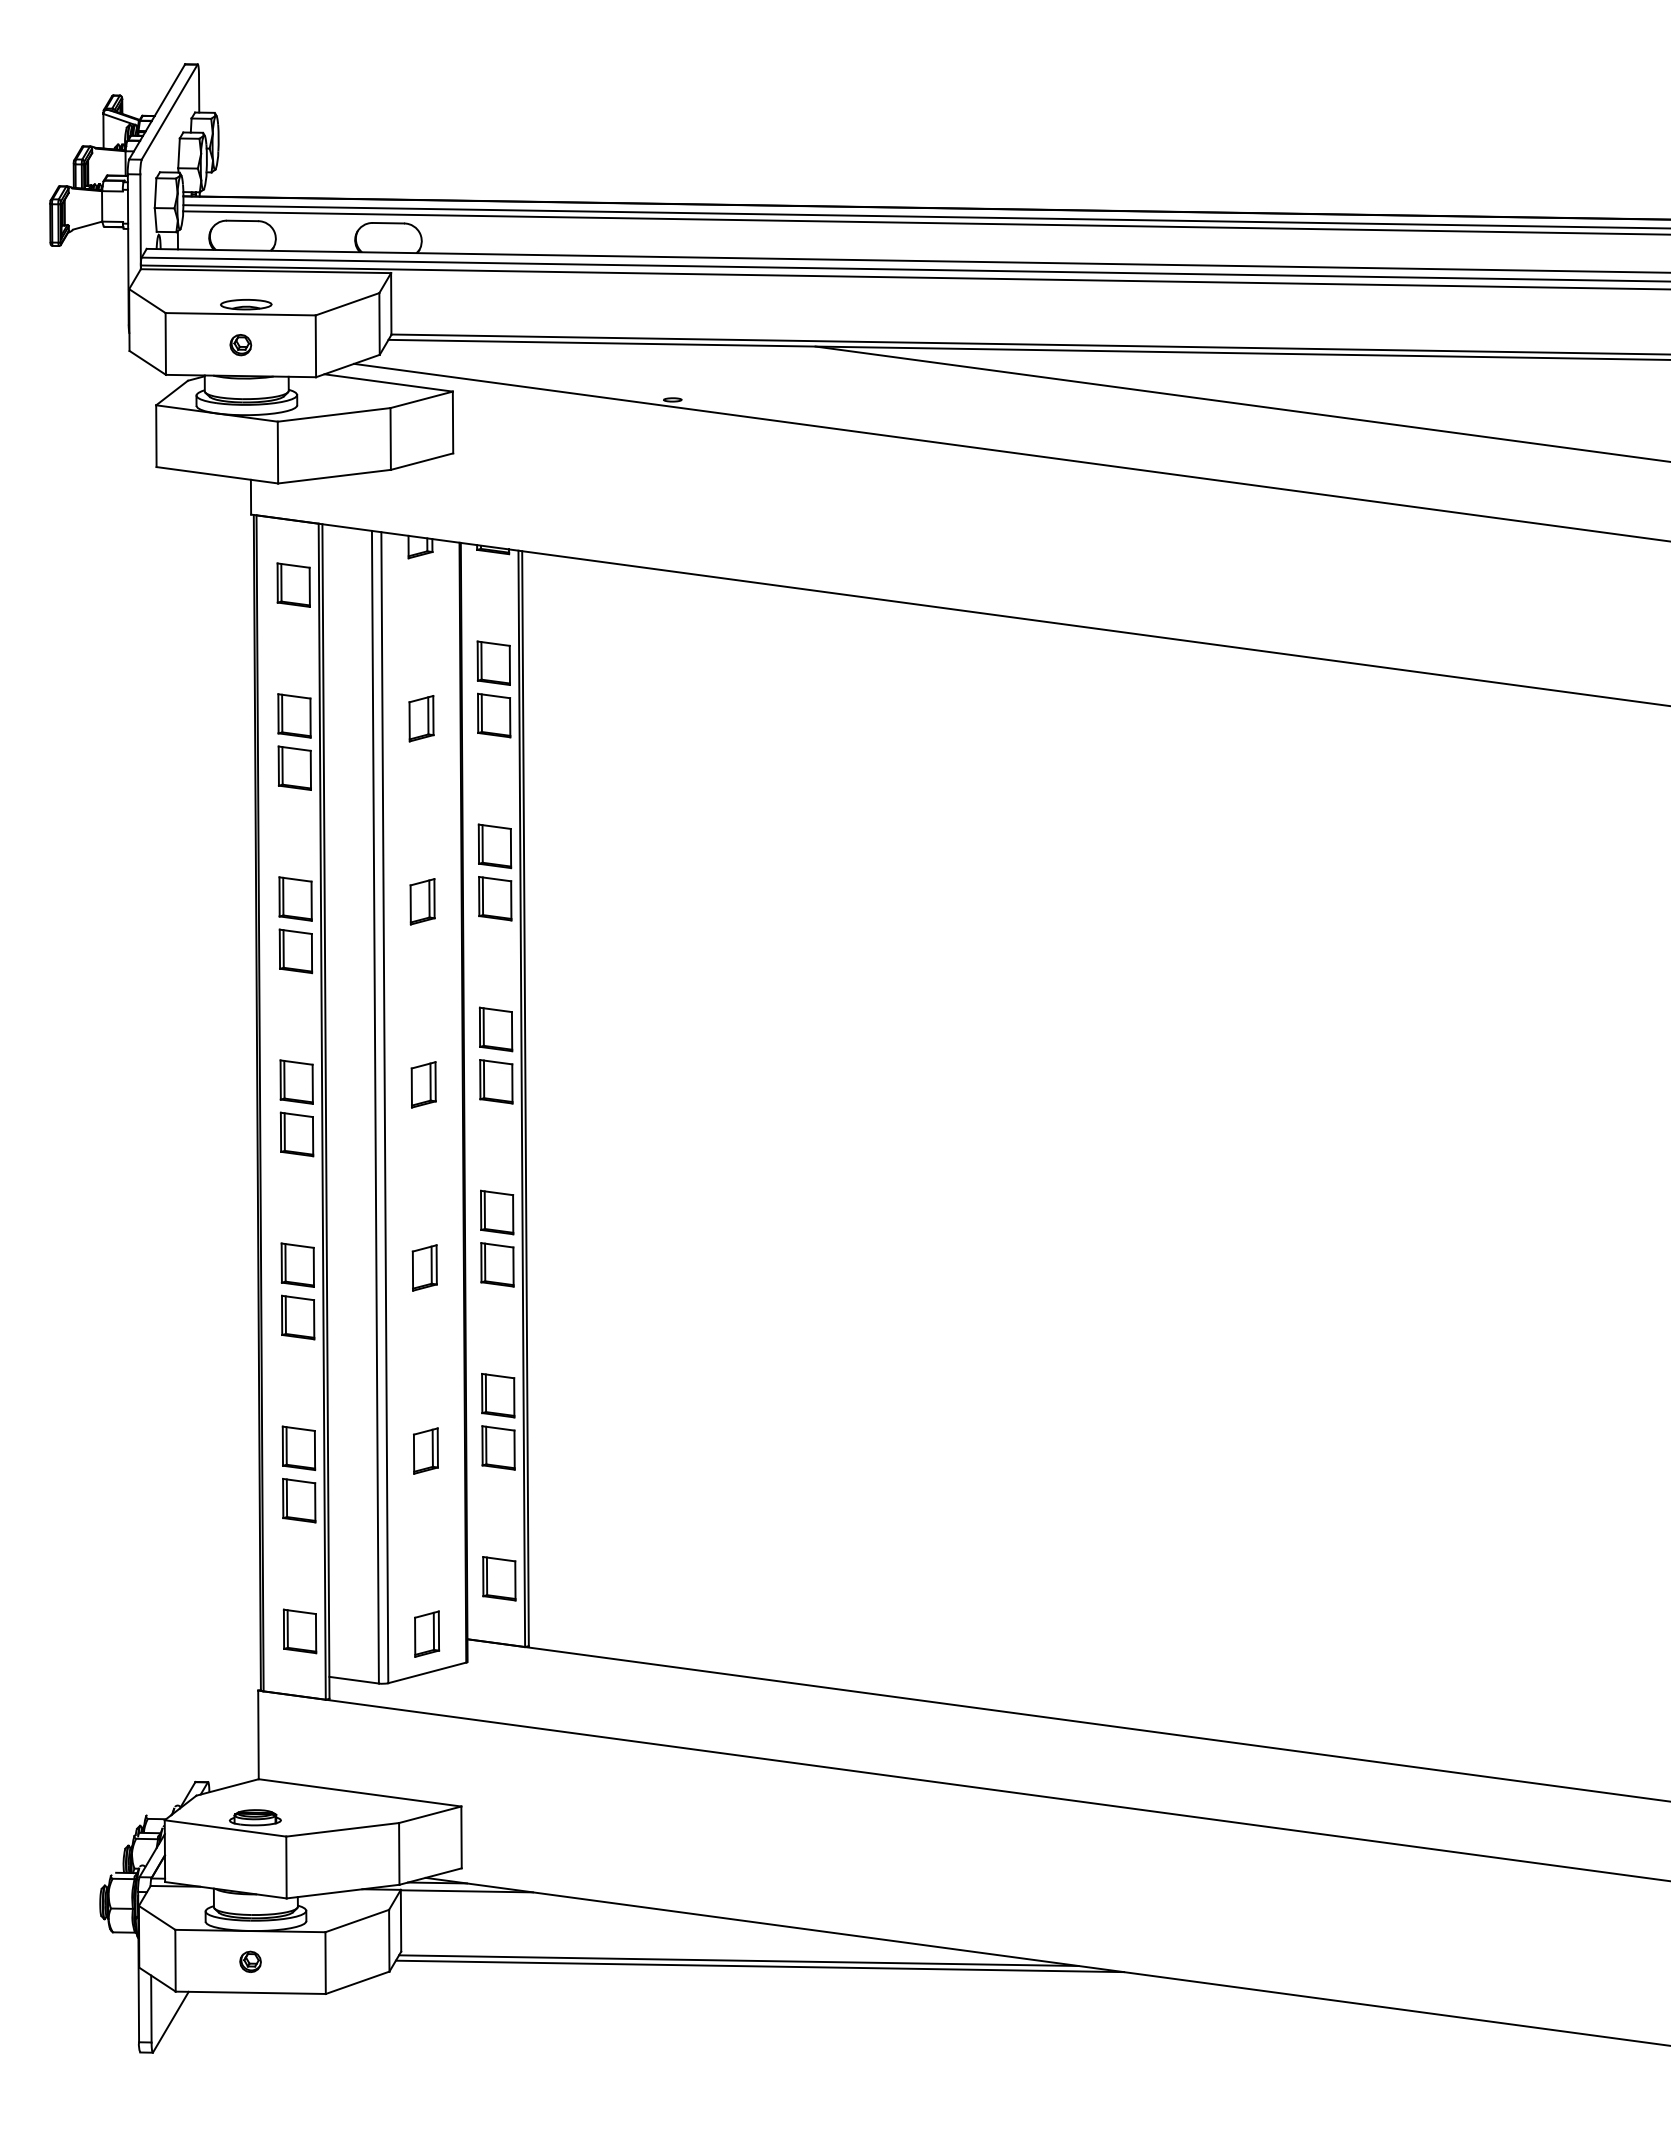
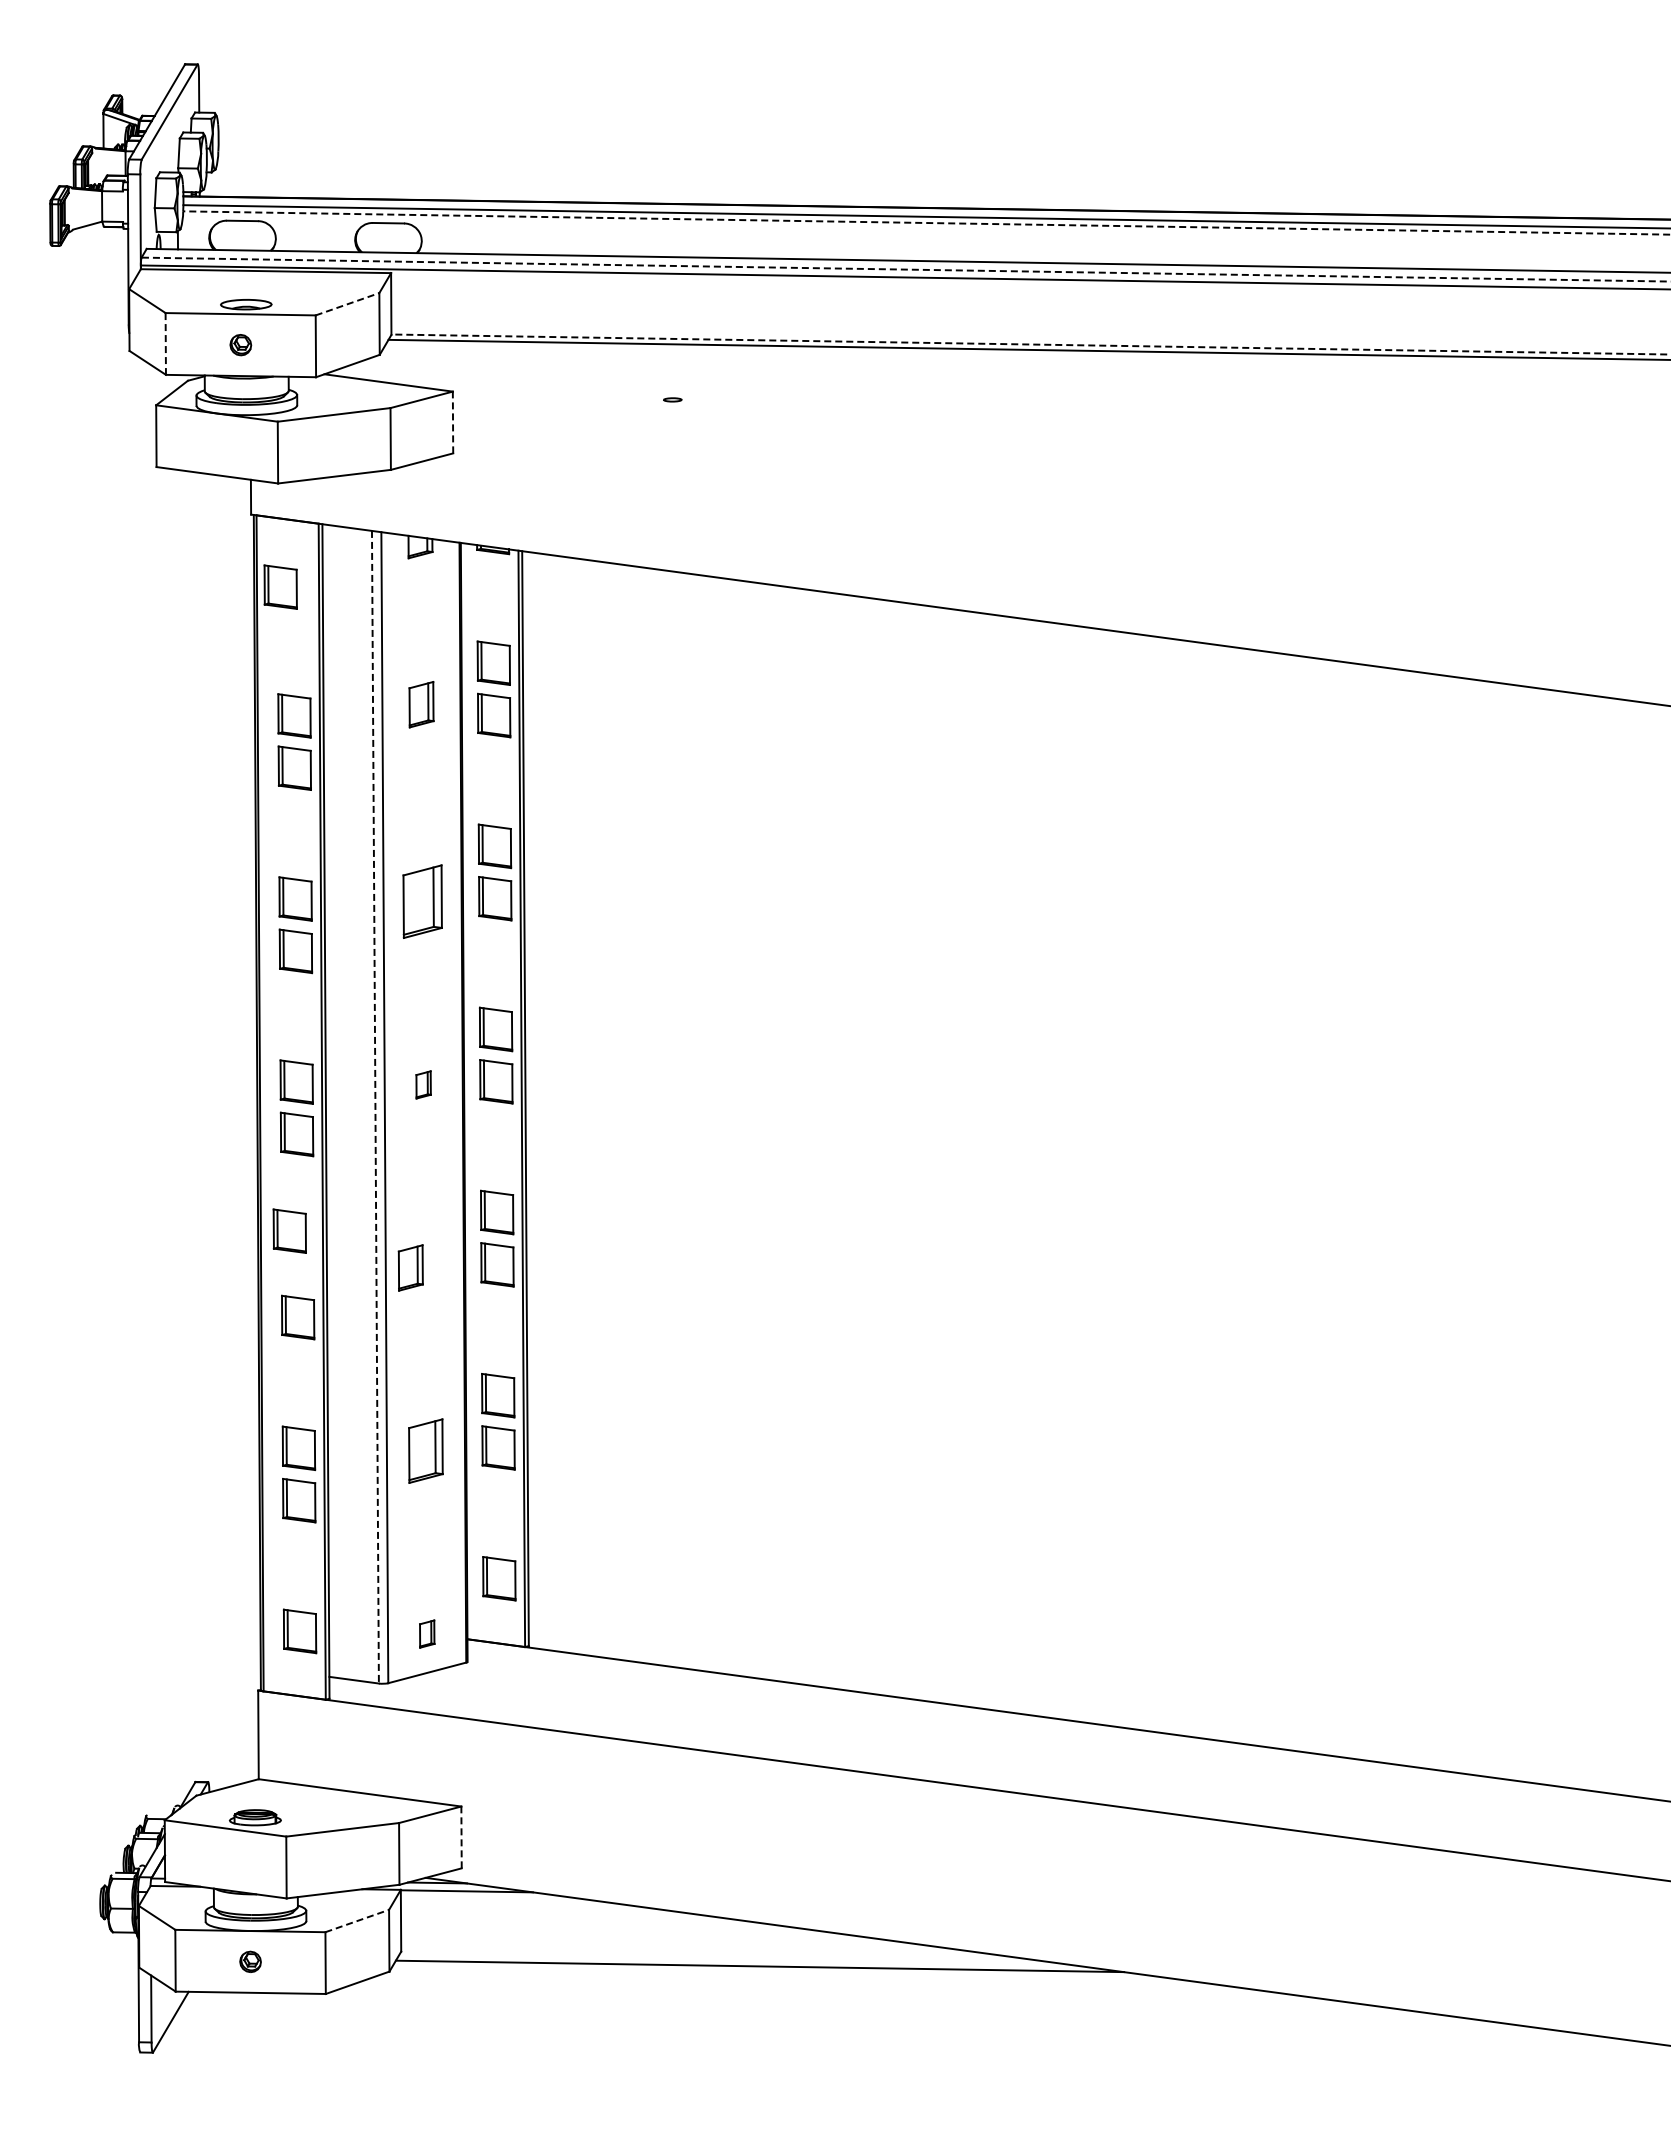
line: solid -> dashed (926, 223)
line: solid -> dashed (905, 269)
line: solid -> dashed (347, 304)
line: solid -> dashed (165, 343)
line: solid -> dashed (1030, 344)
line: present -> none (1241, 403)
line: solid -> dashed (453, 422)
line: present -> none (1010, 452)
part position: (293, 584) -> (280, 586) (280, 586)
part position: (421, 718) -> (421, 704) (421, 704)
part size: 27x48 px -> 41x75 px (422, 901)
part size: 27x48 px -> 17x30 px (423, 1084)
line: solid -> dashed (375, 1107)
part position: (297, 1264) -> (289, 1230) (289, 1230)
part position: (424, 1267) -> (410, 1267) (410, 1267)
part size: 26x48 px -> 36x66 px (425, 1450)
part size: 27x48 px -> 17x30 px (427, 1633)
line: solid -> dashed (461, 1837)
line: solid -> dashed (357, 1921)
line: present -> none (738, 1960)
